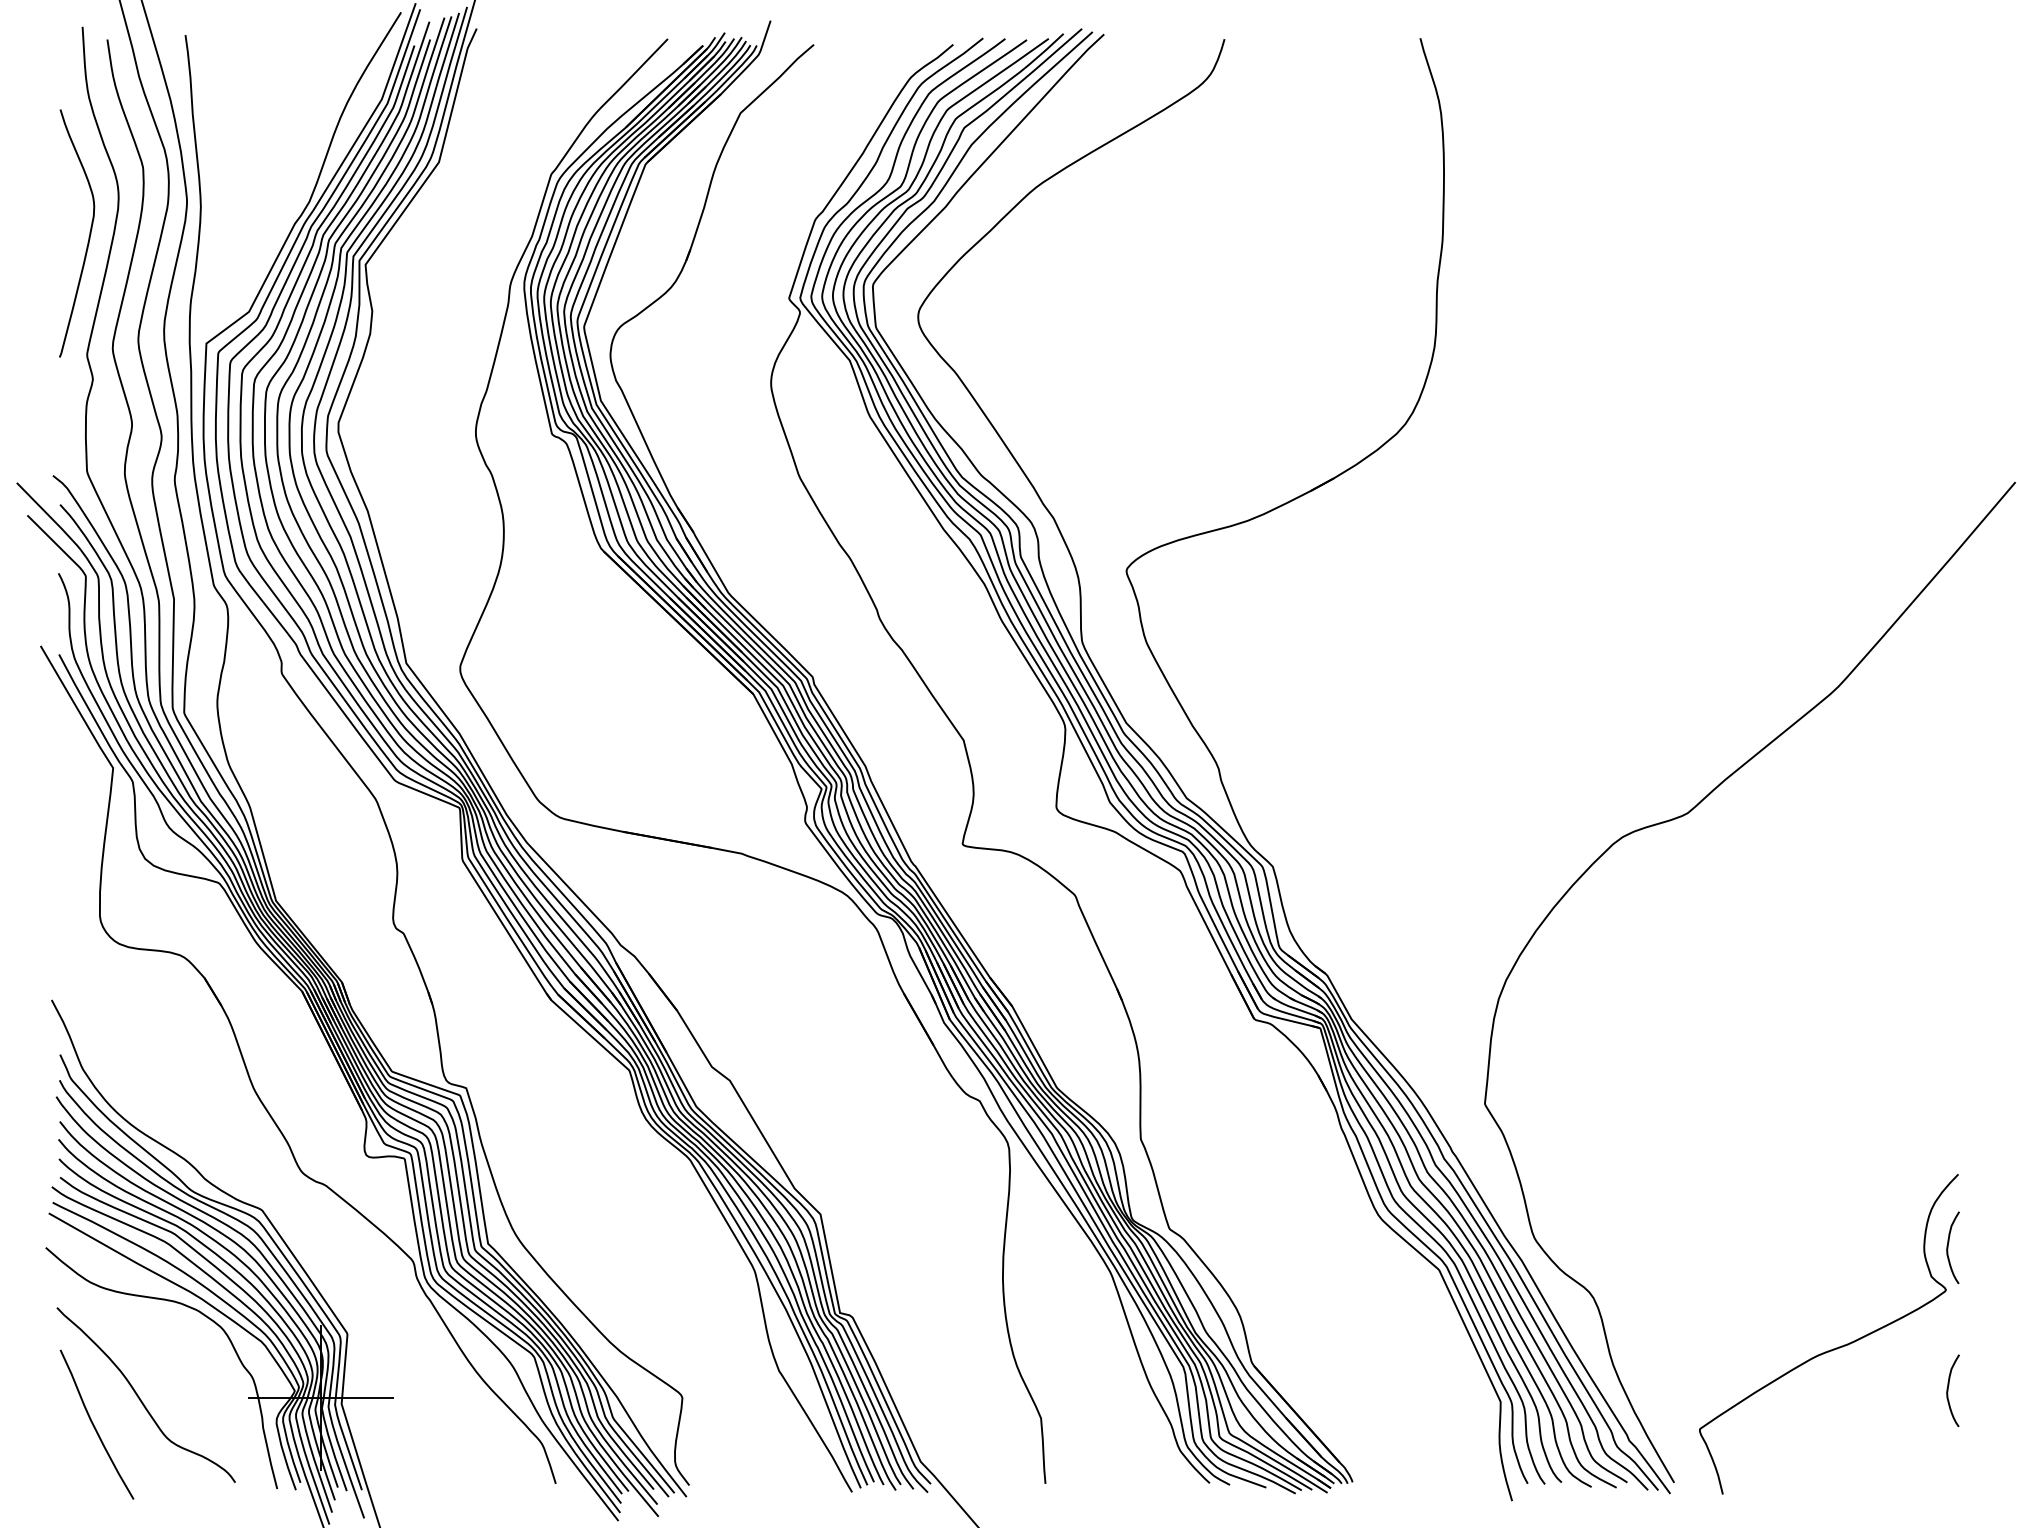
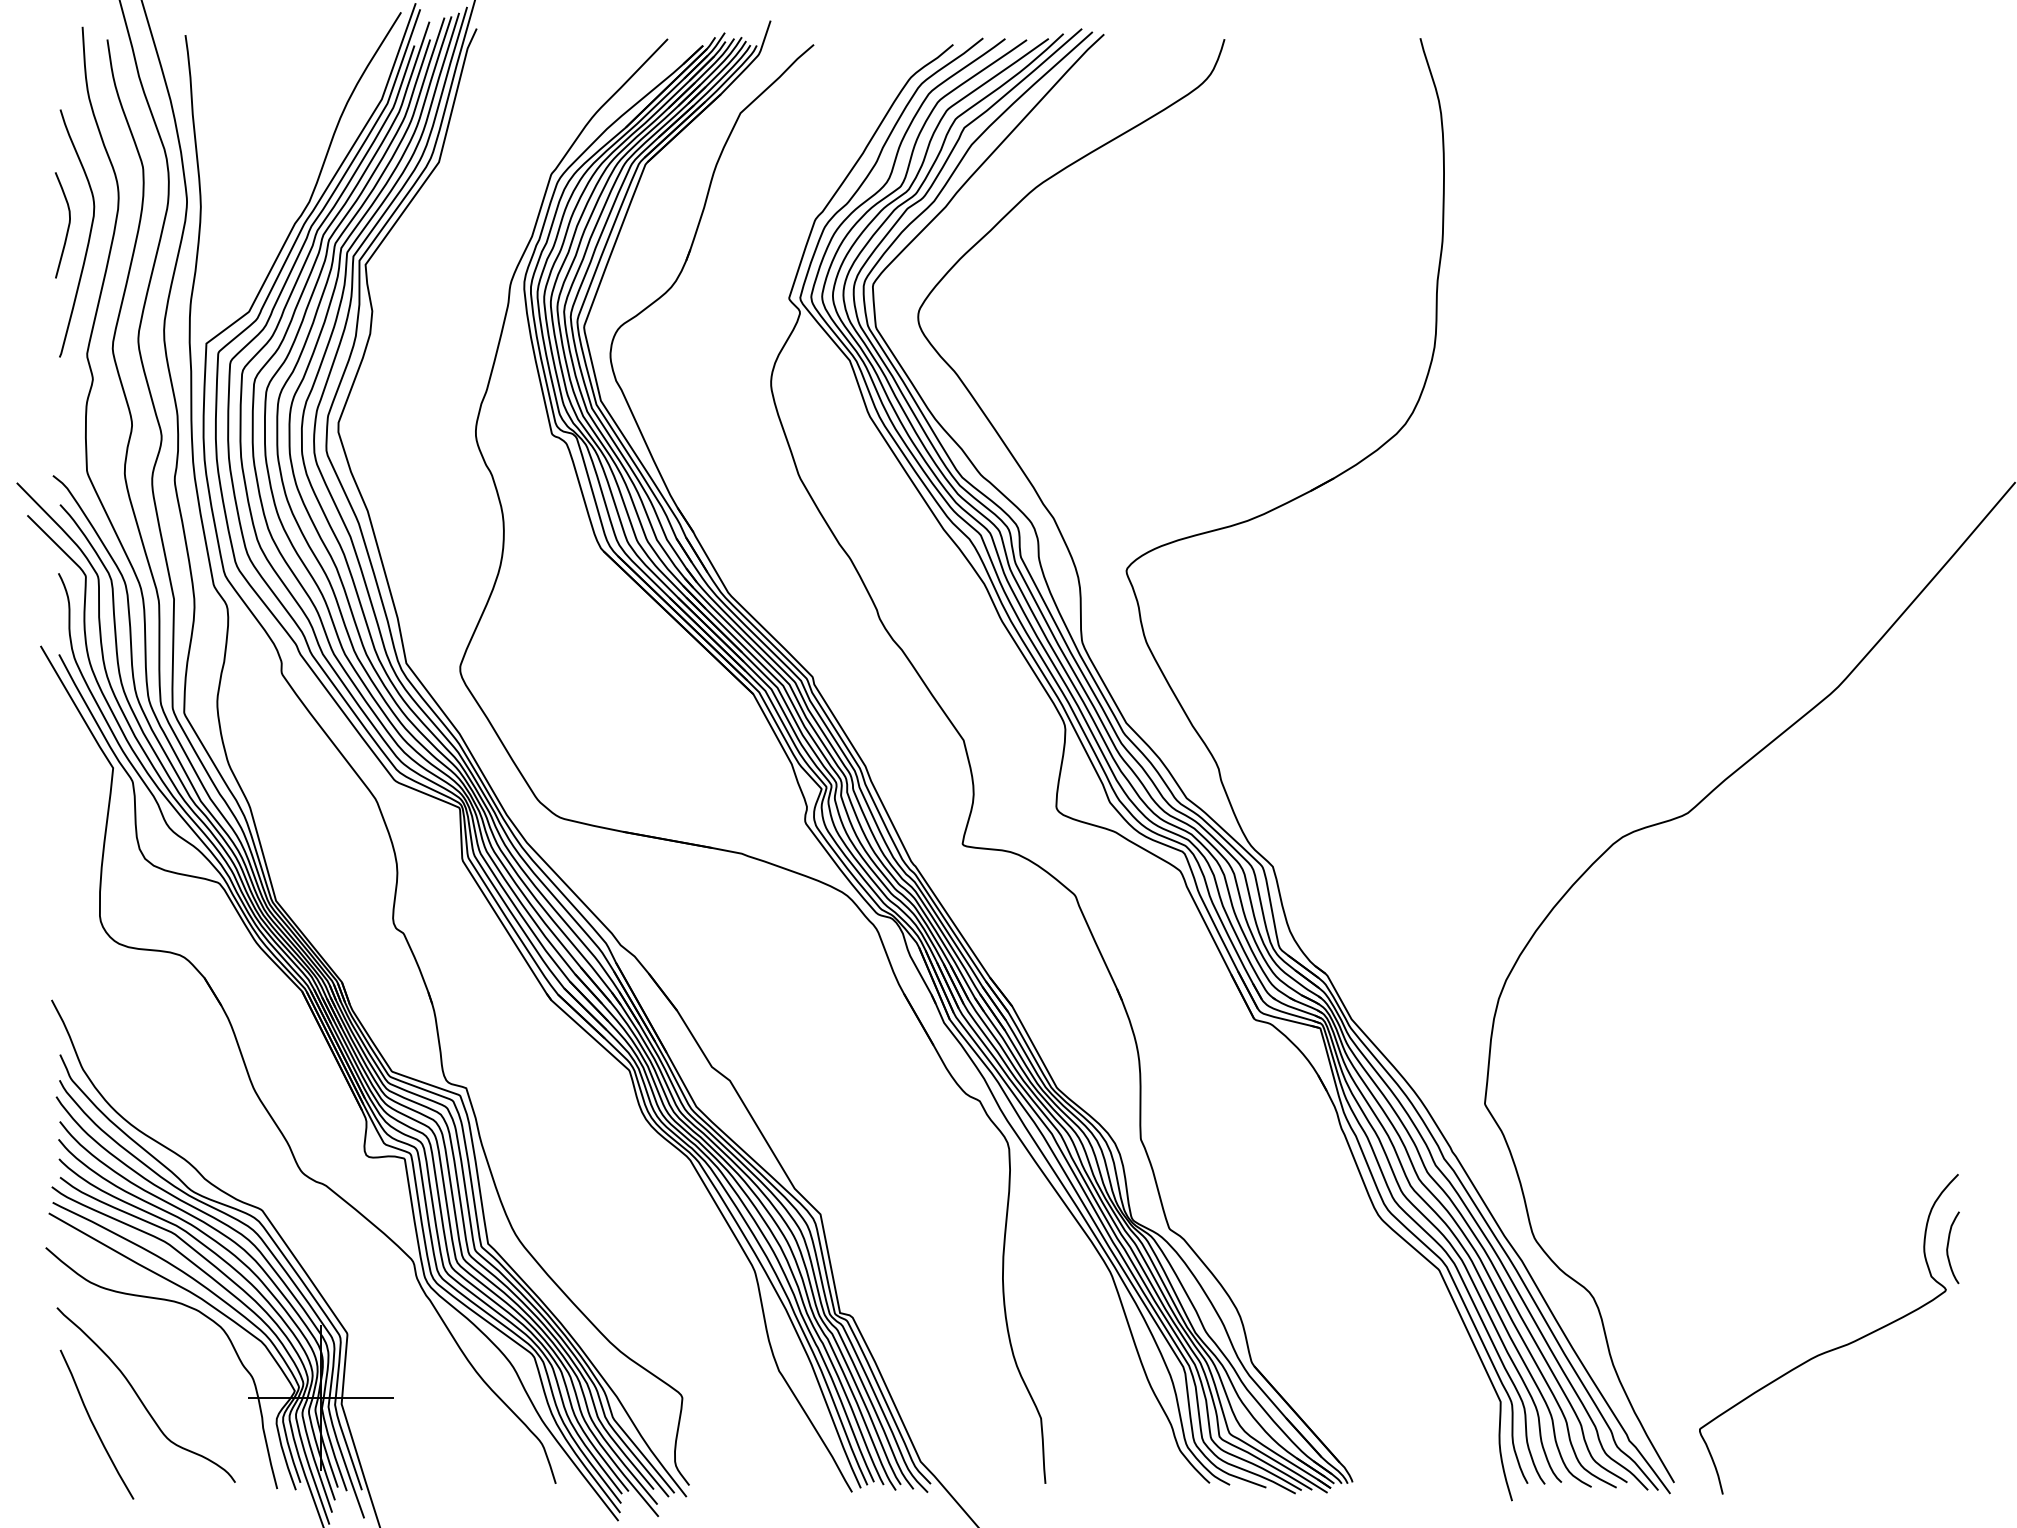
curve: none -> present (67, 227)
curve: present -> none (1948, 1390)
